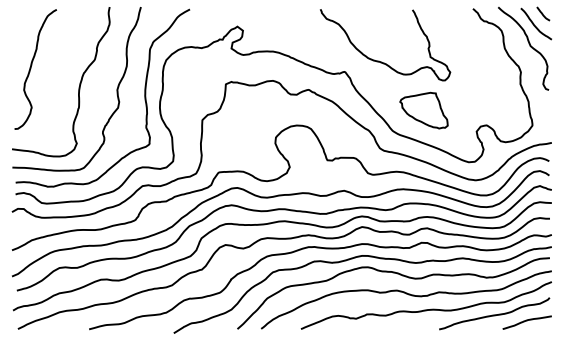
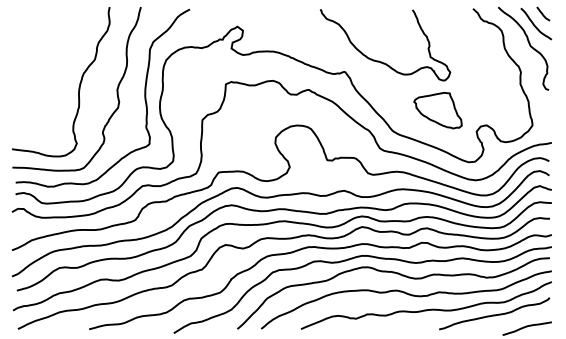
curve: present -> none (31, 68)
part position: (423, 110) -> (437, 110) (437, 110)
curve position: (526, 321) -> (526, 327) (526, 327)
